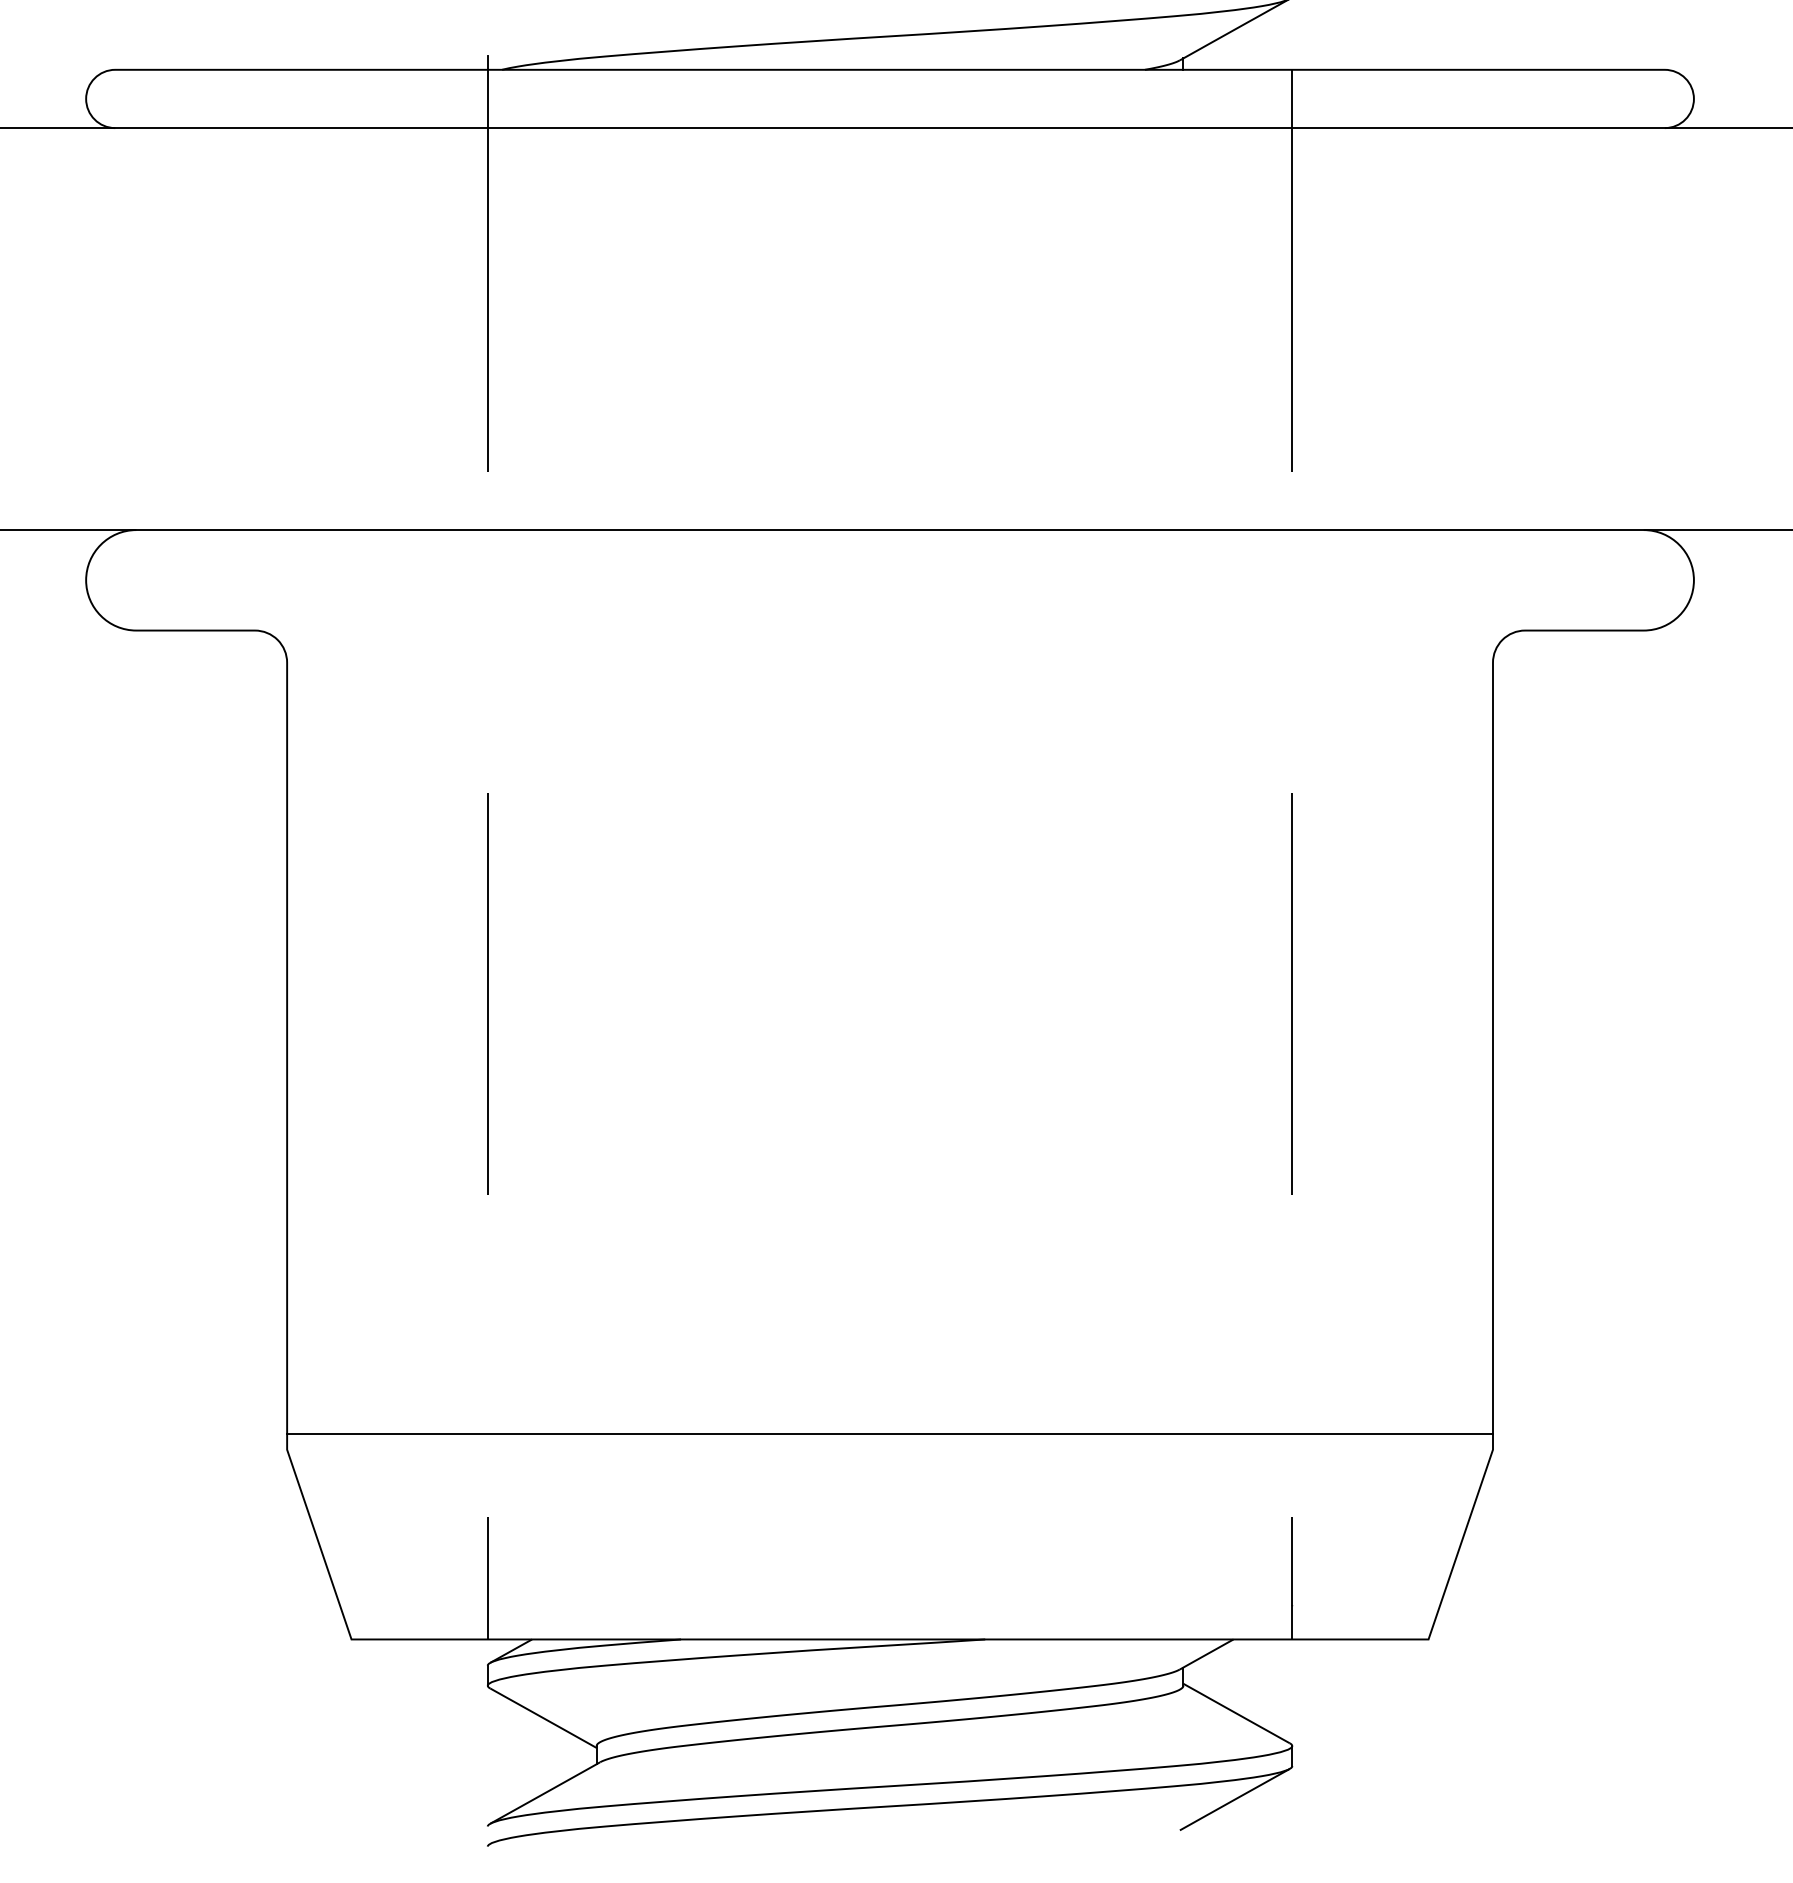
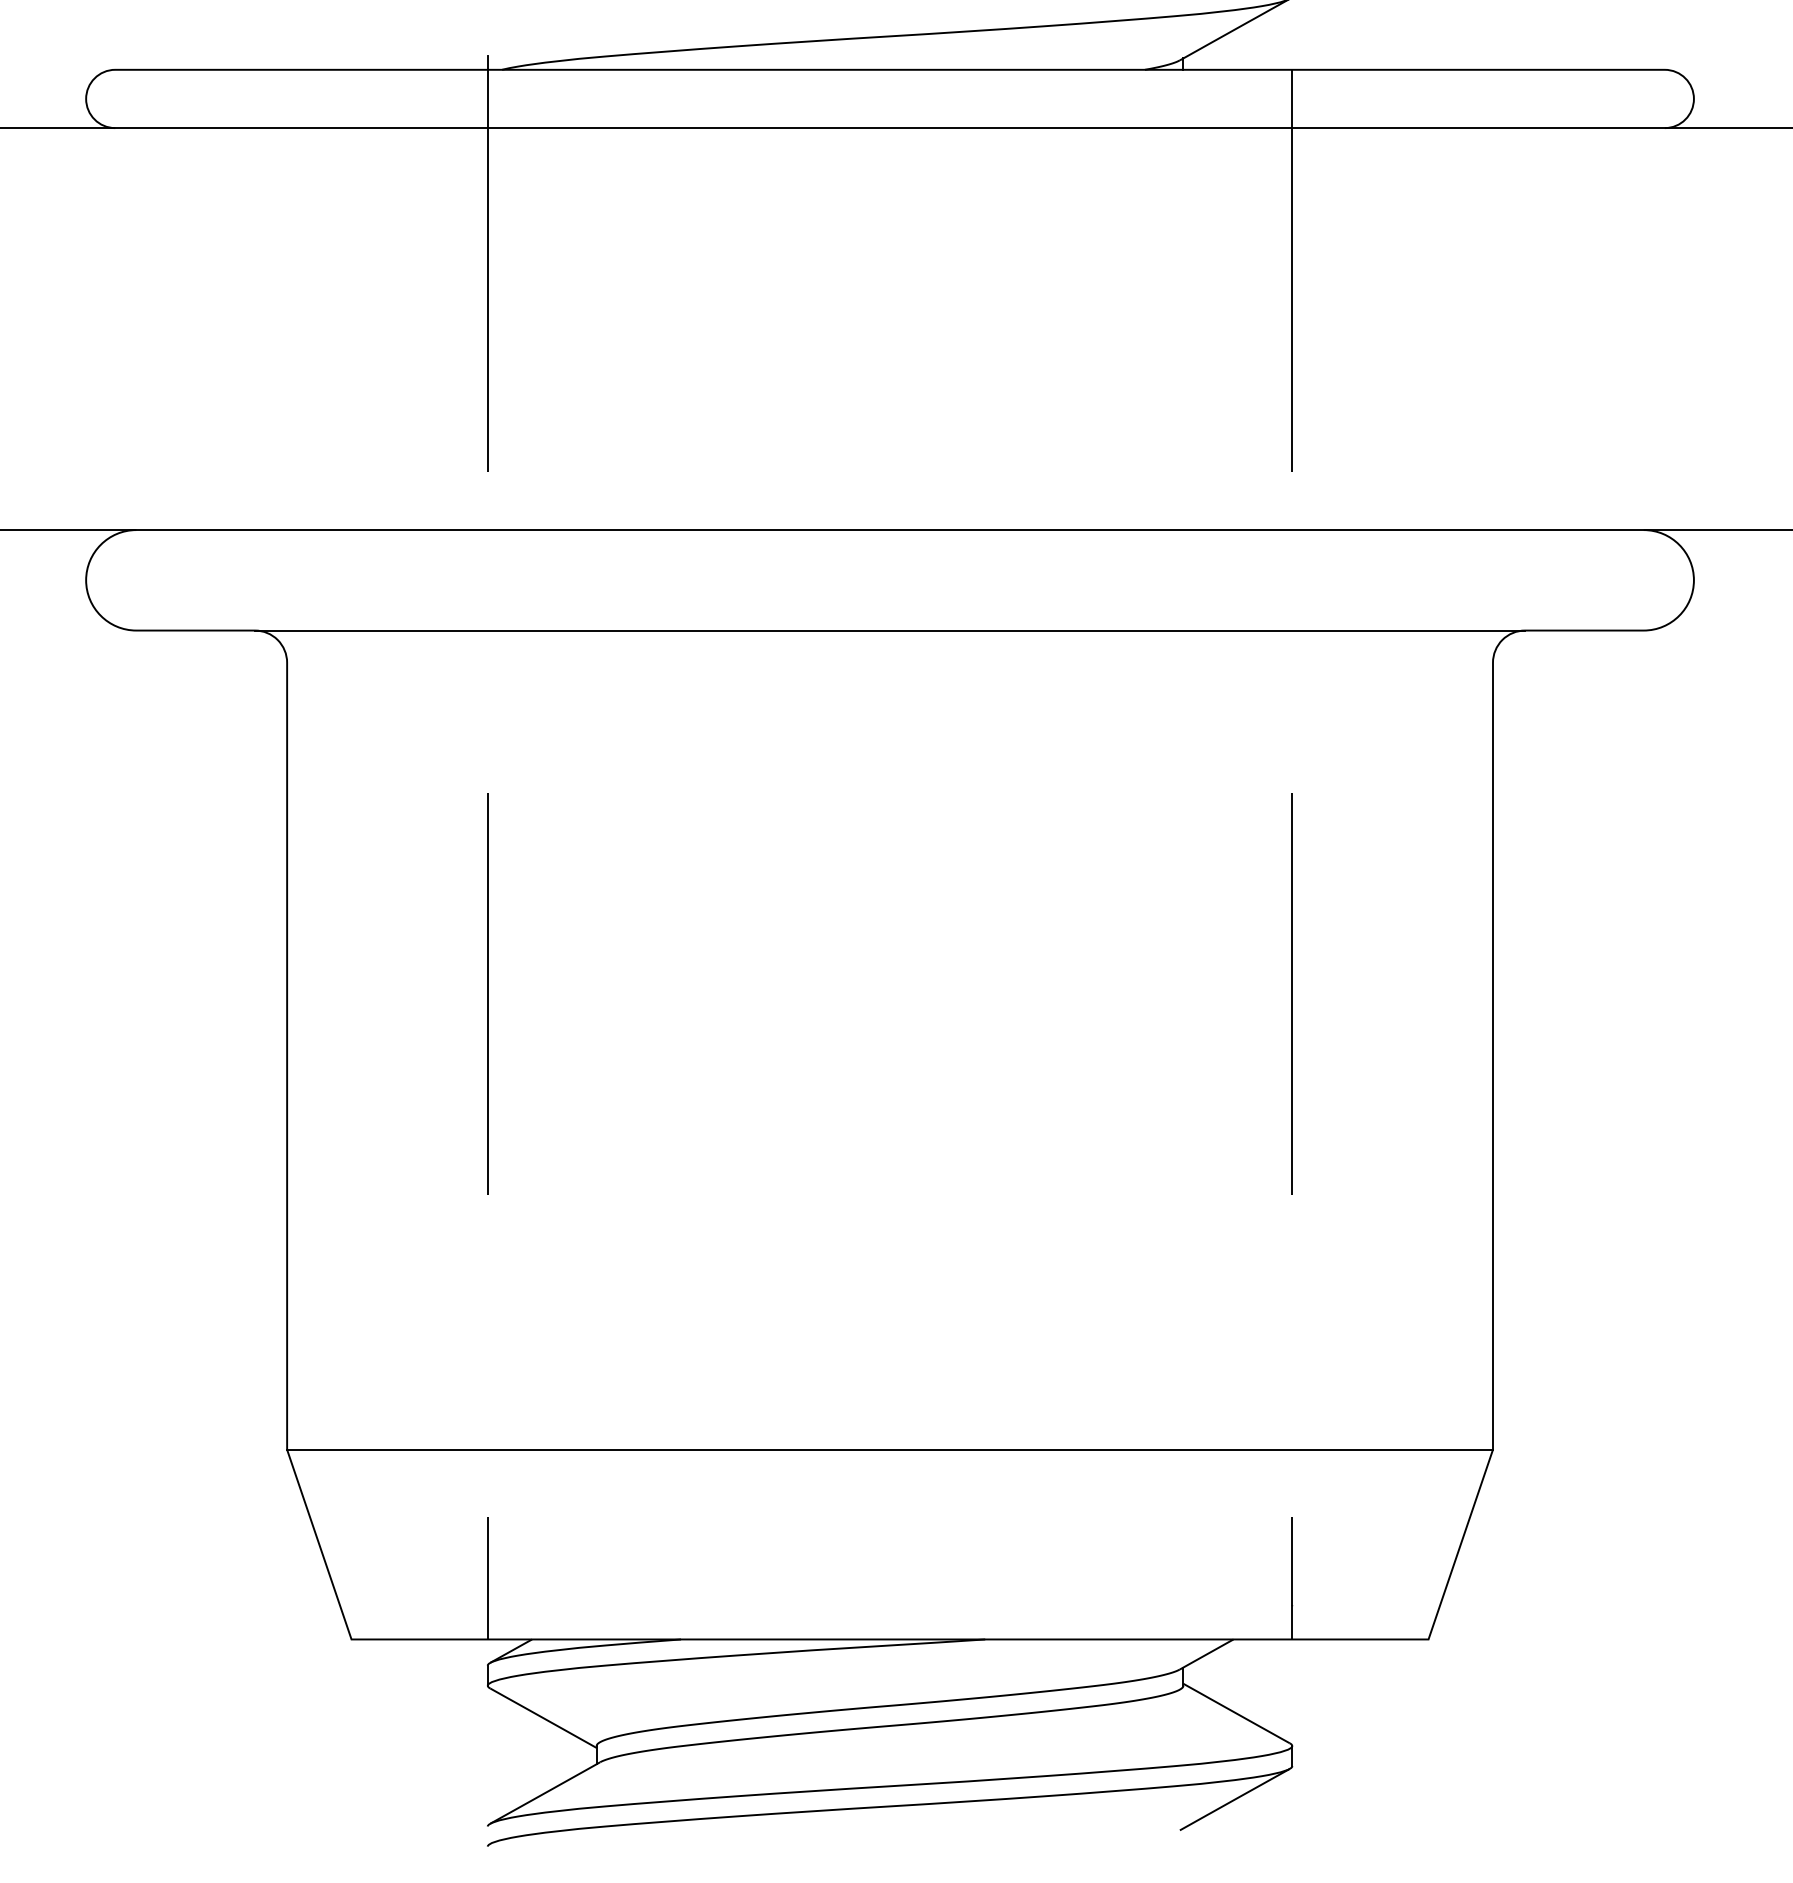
line: none -> present (889, 630)
line position: (889, 1433) -> (889, 1449) (889, 1449)
